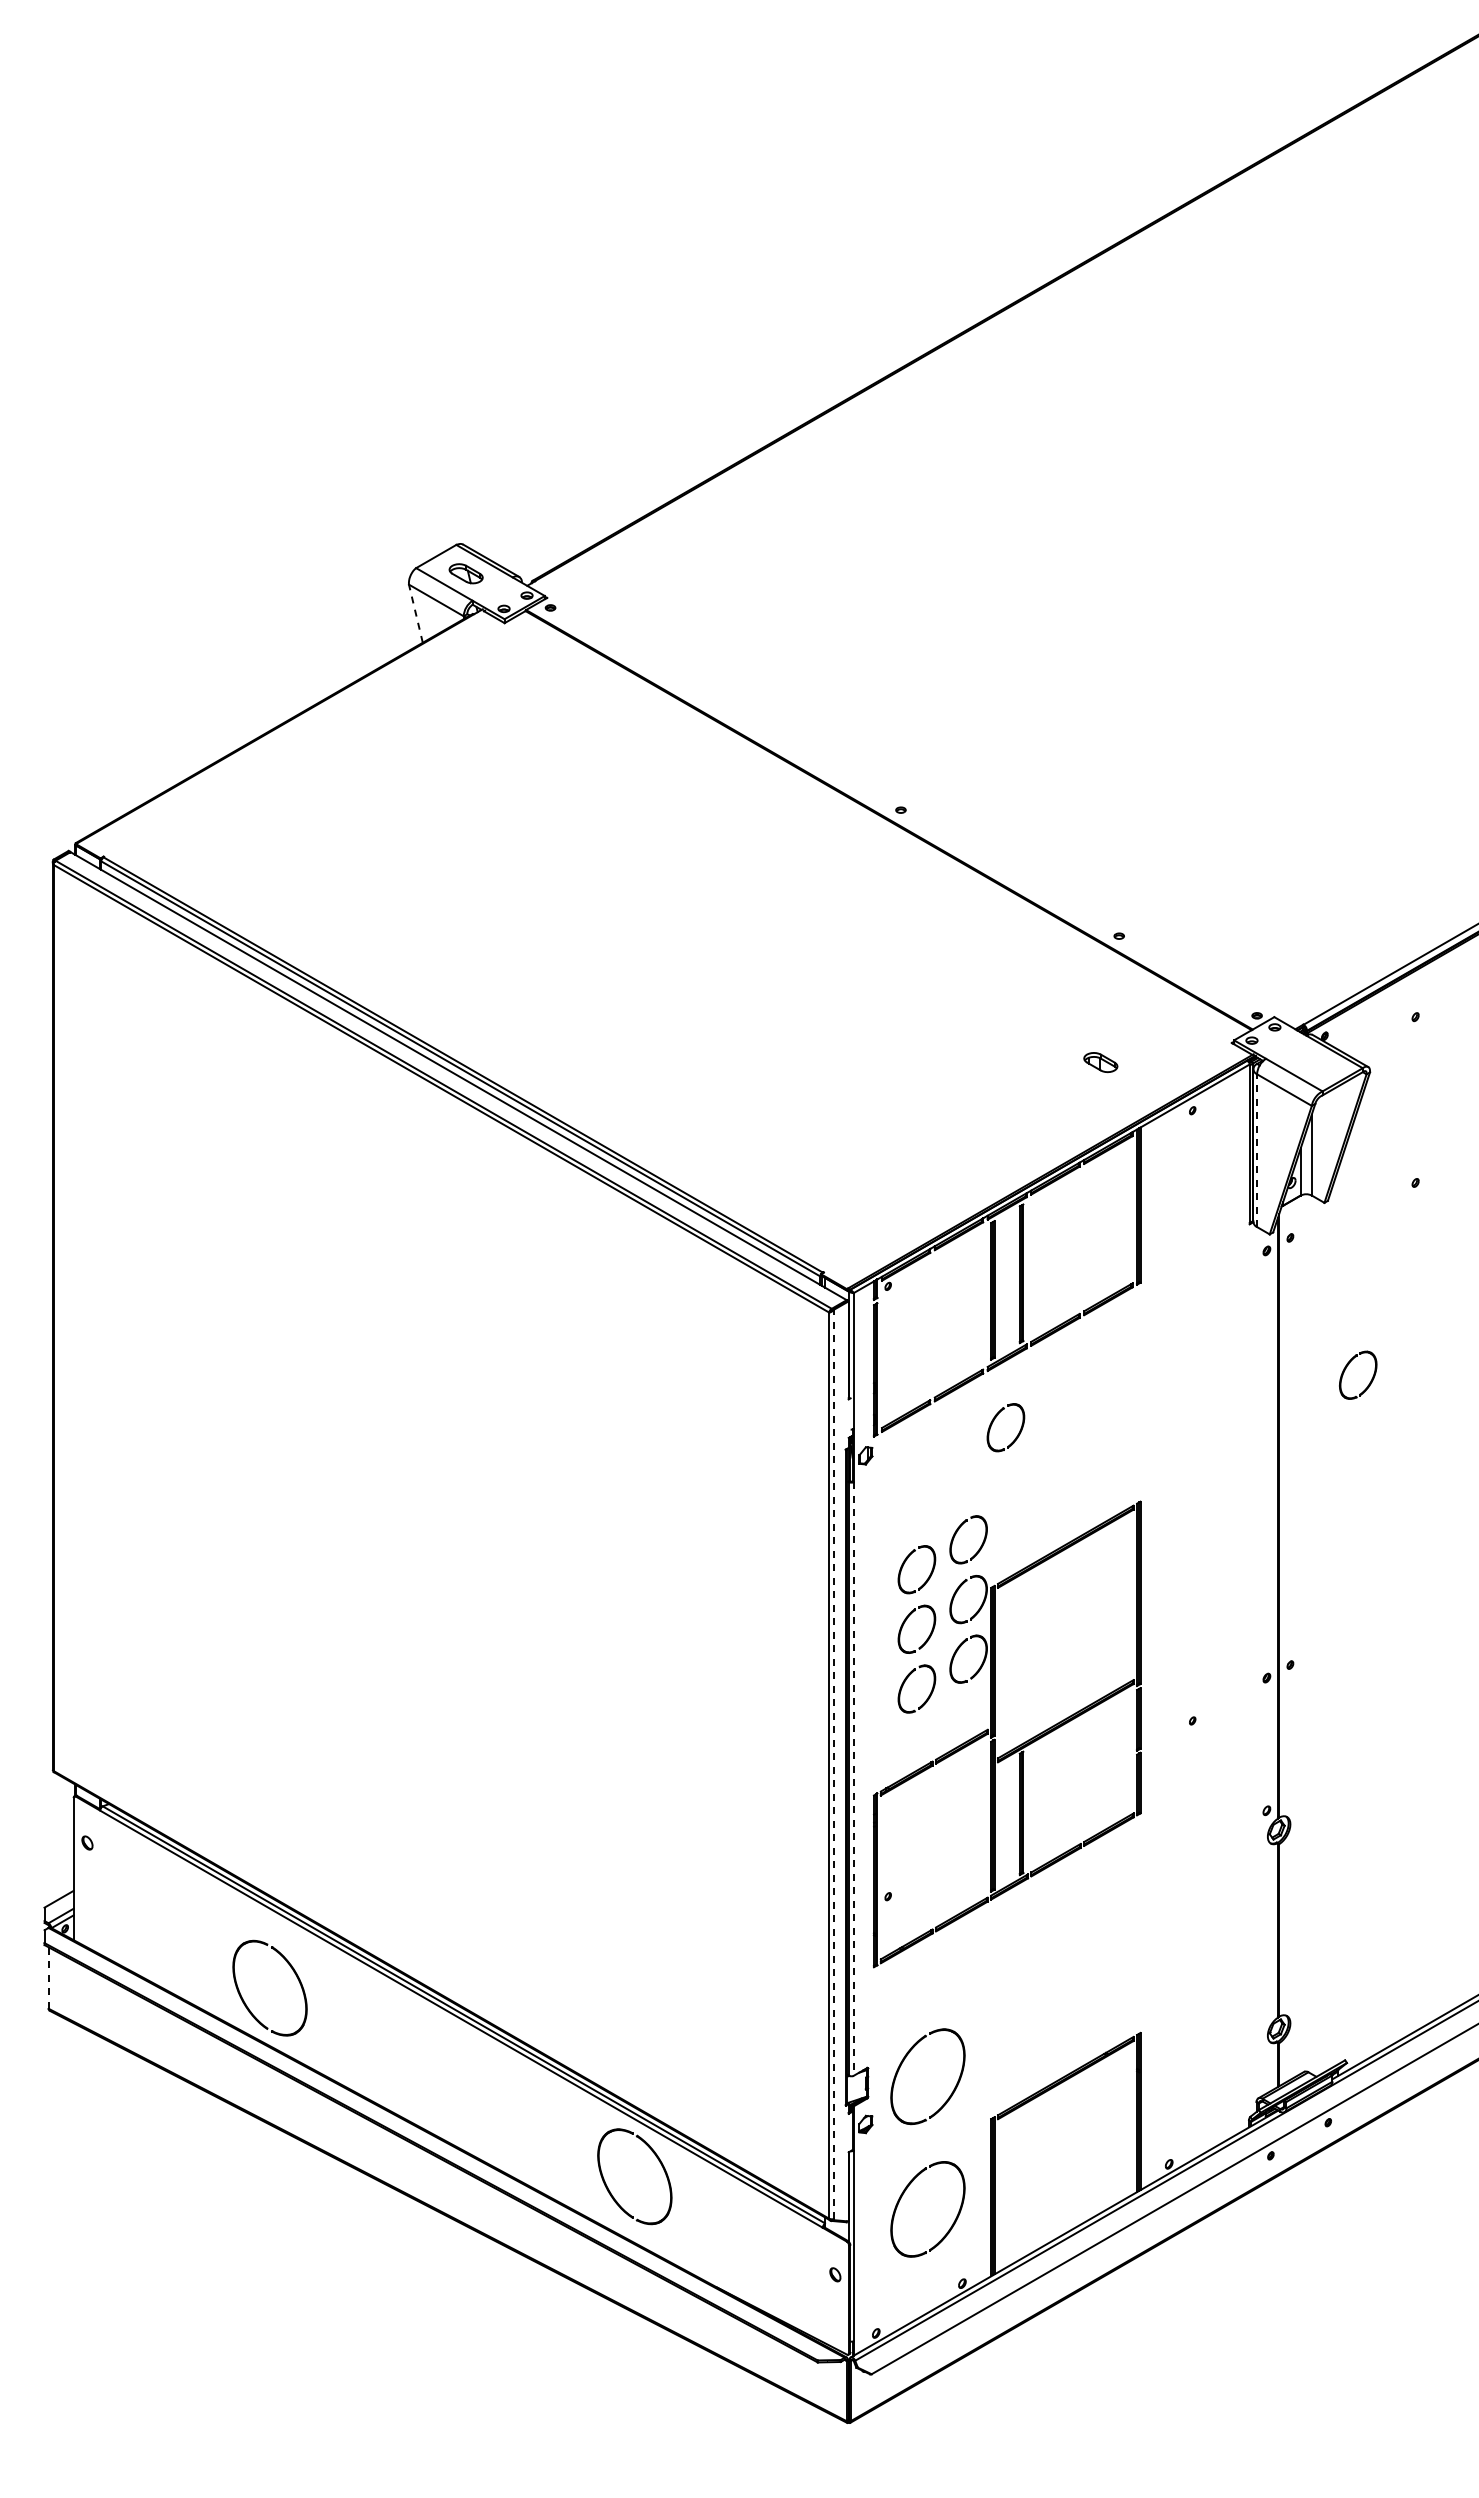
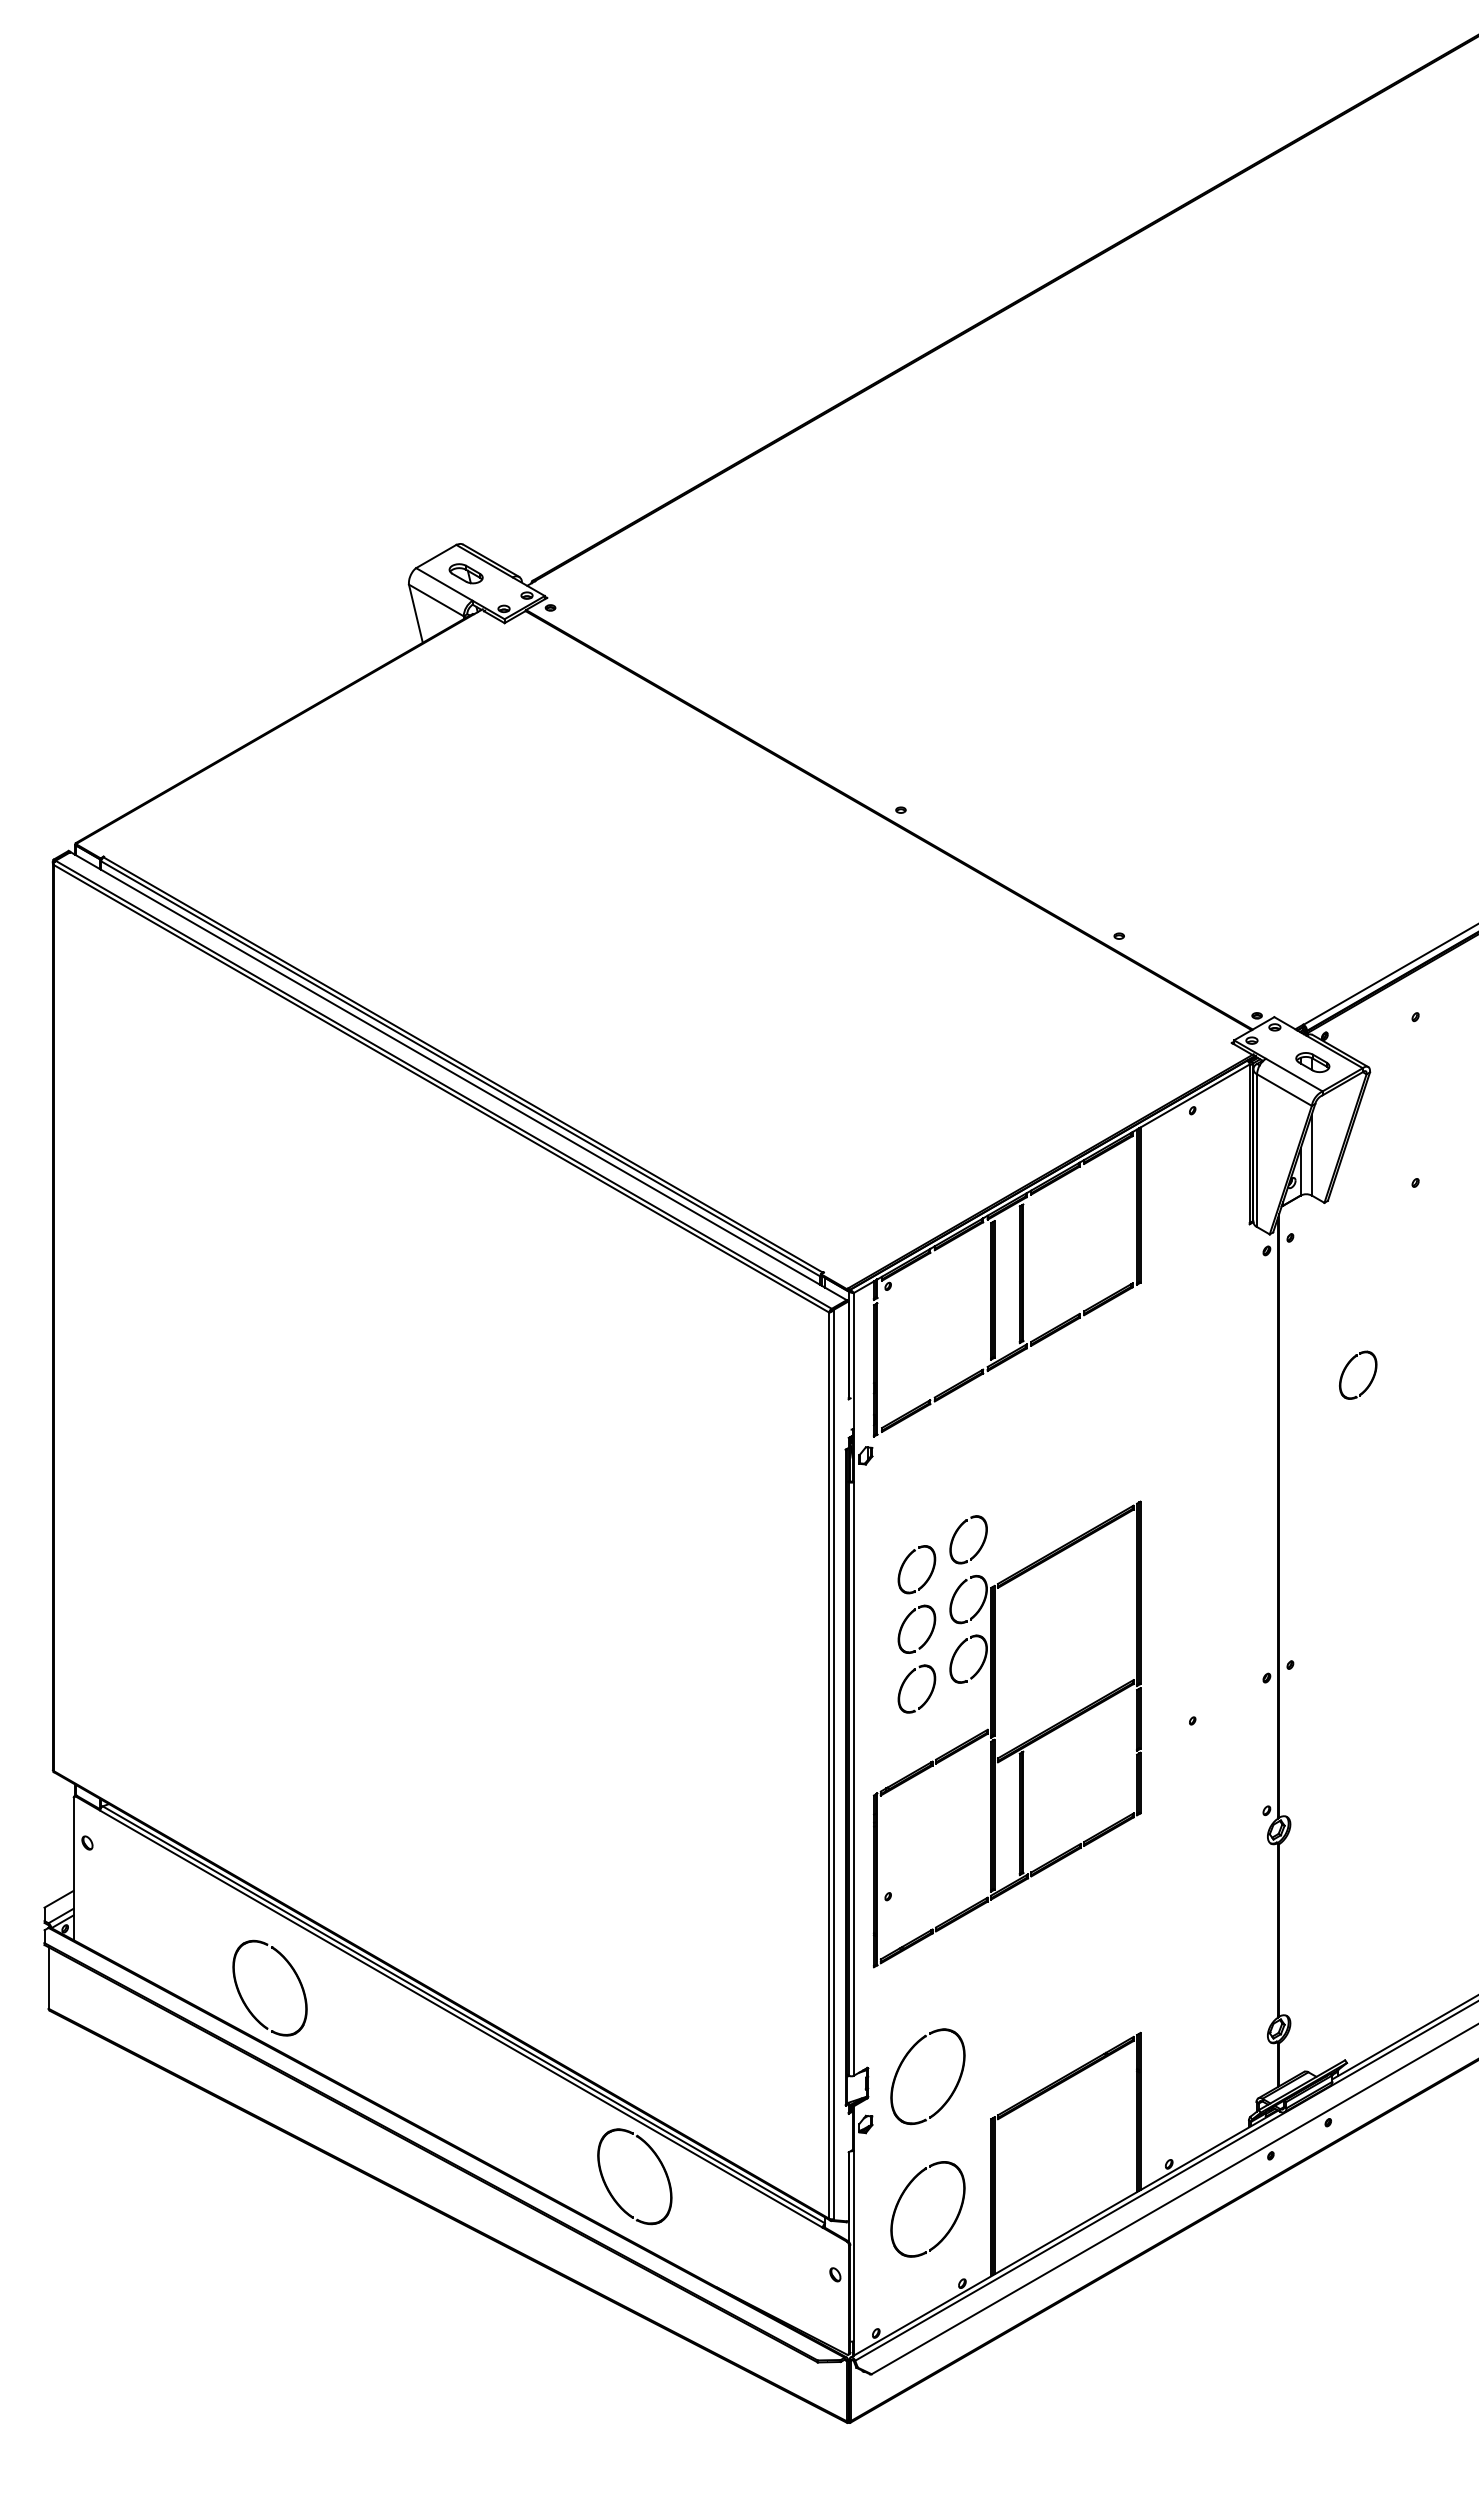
line: dashed -> solid (415, 613)
part position: (1100, 1062) -> (1312, 1062) (1312, 1062)
line: dashed -> solid (1257, 1150)
part: present -> none (993, 1422)
line: dashed -> solid (833, 1764)
line: dashed -> solid (853, 1778)
line: dashed -> solid (48, 1978)
